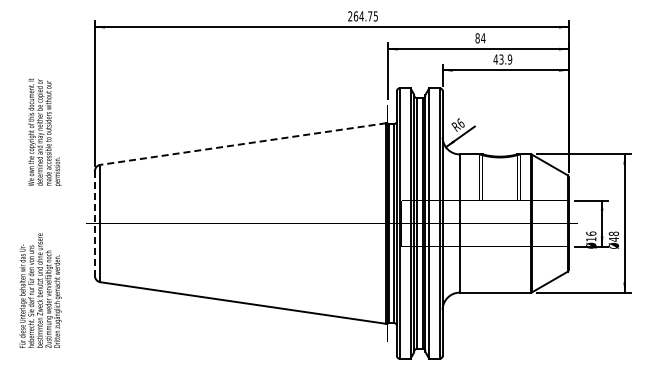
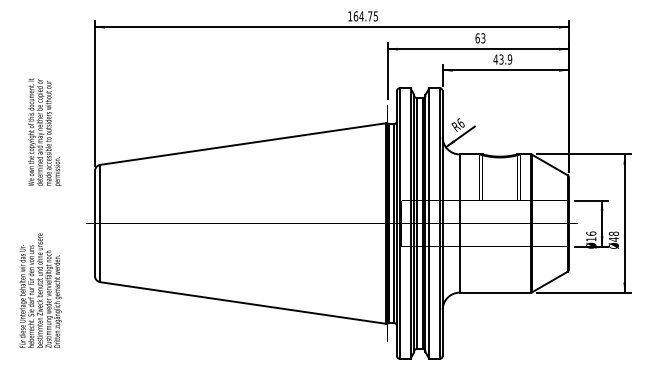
text: 264.75 -> 164.75 (350, 16)
text: 84 -> 63 (480, 38)
line: dashed -> solid (242, 144)
line: dashed -> solid (94, 224)
